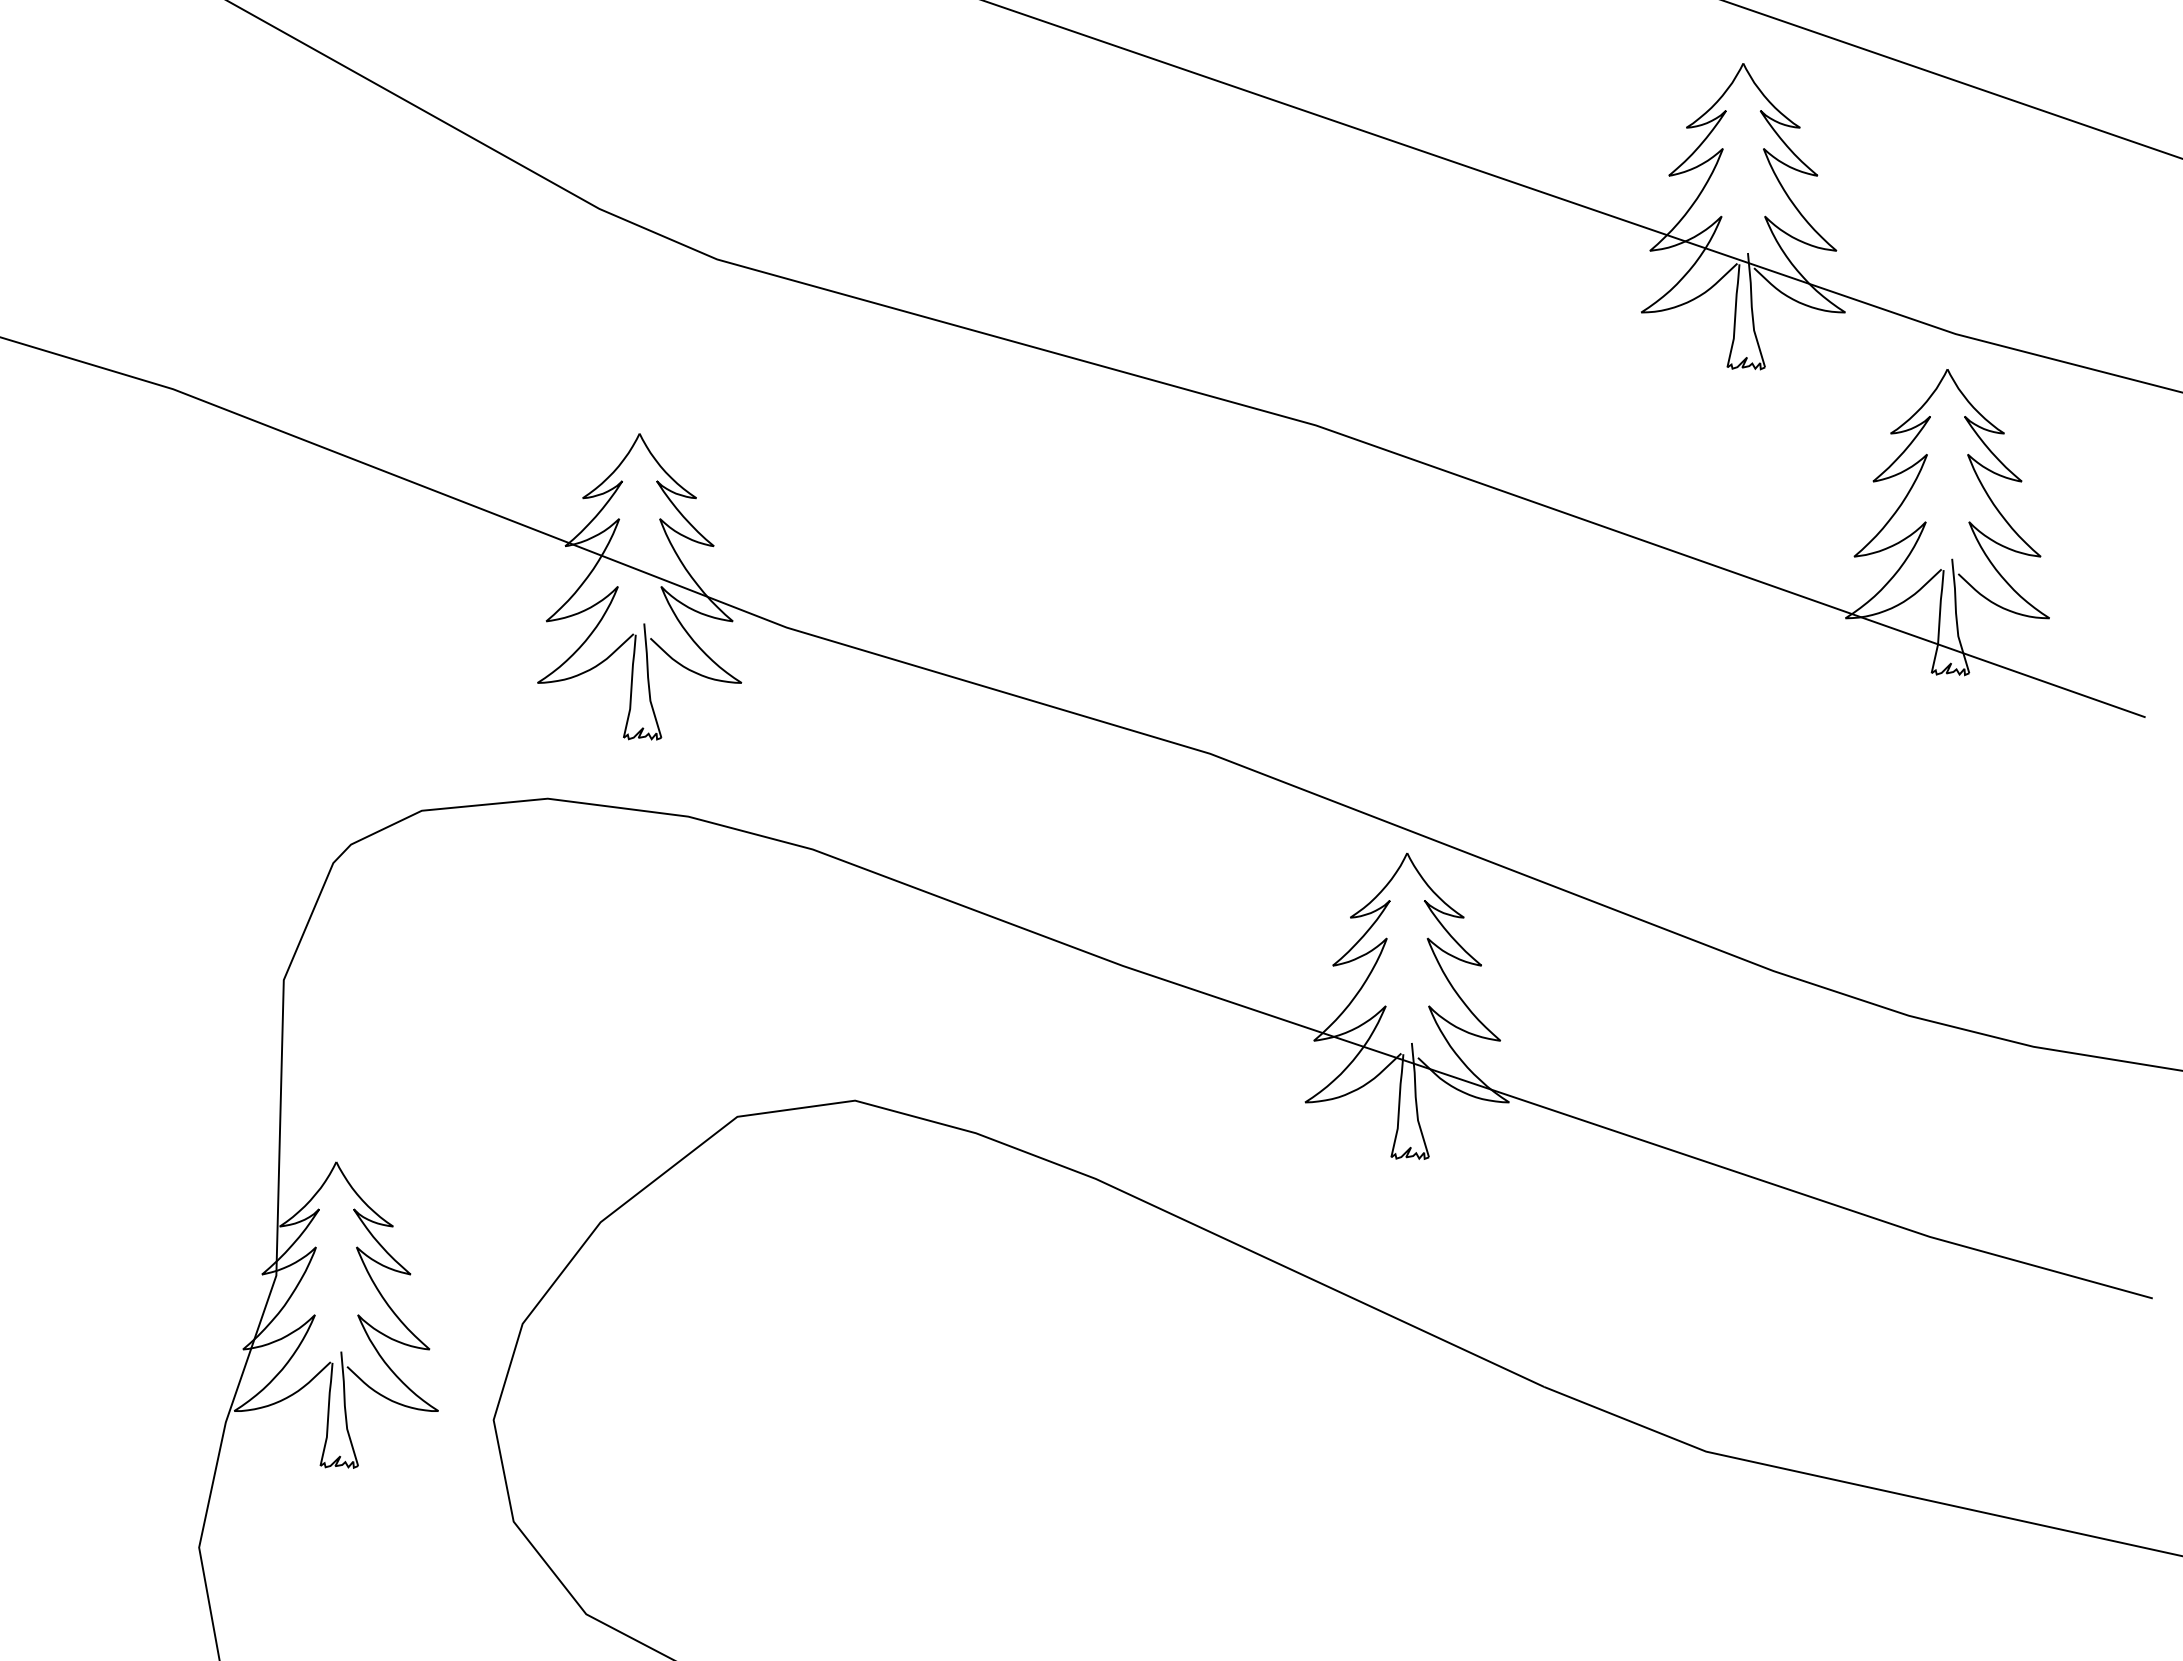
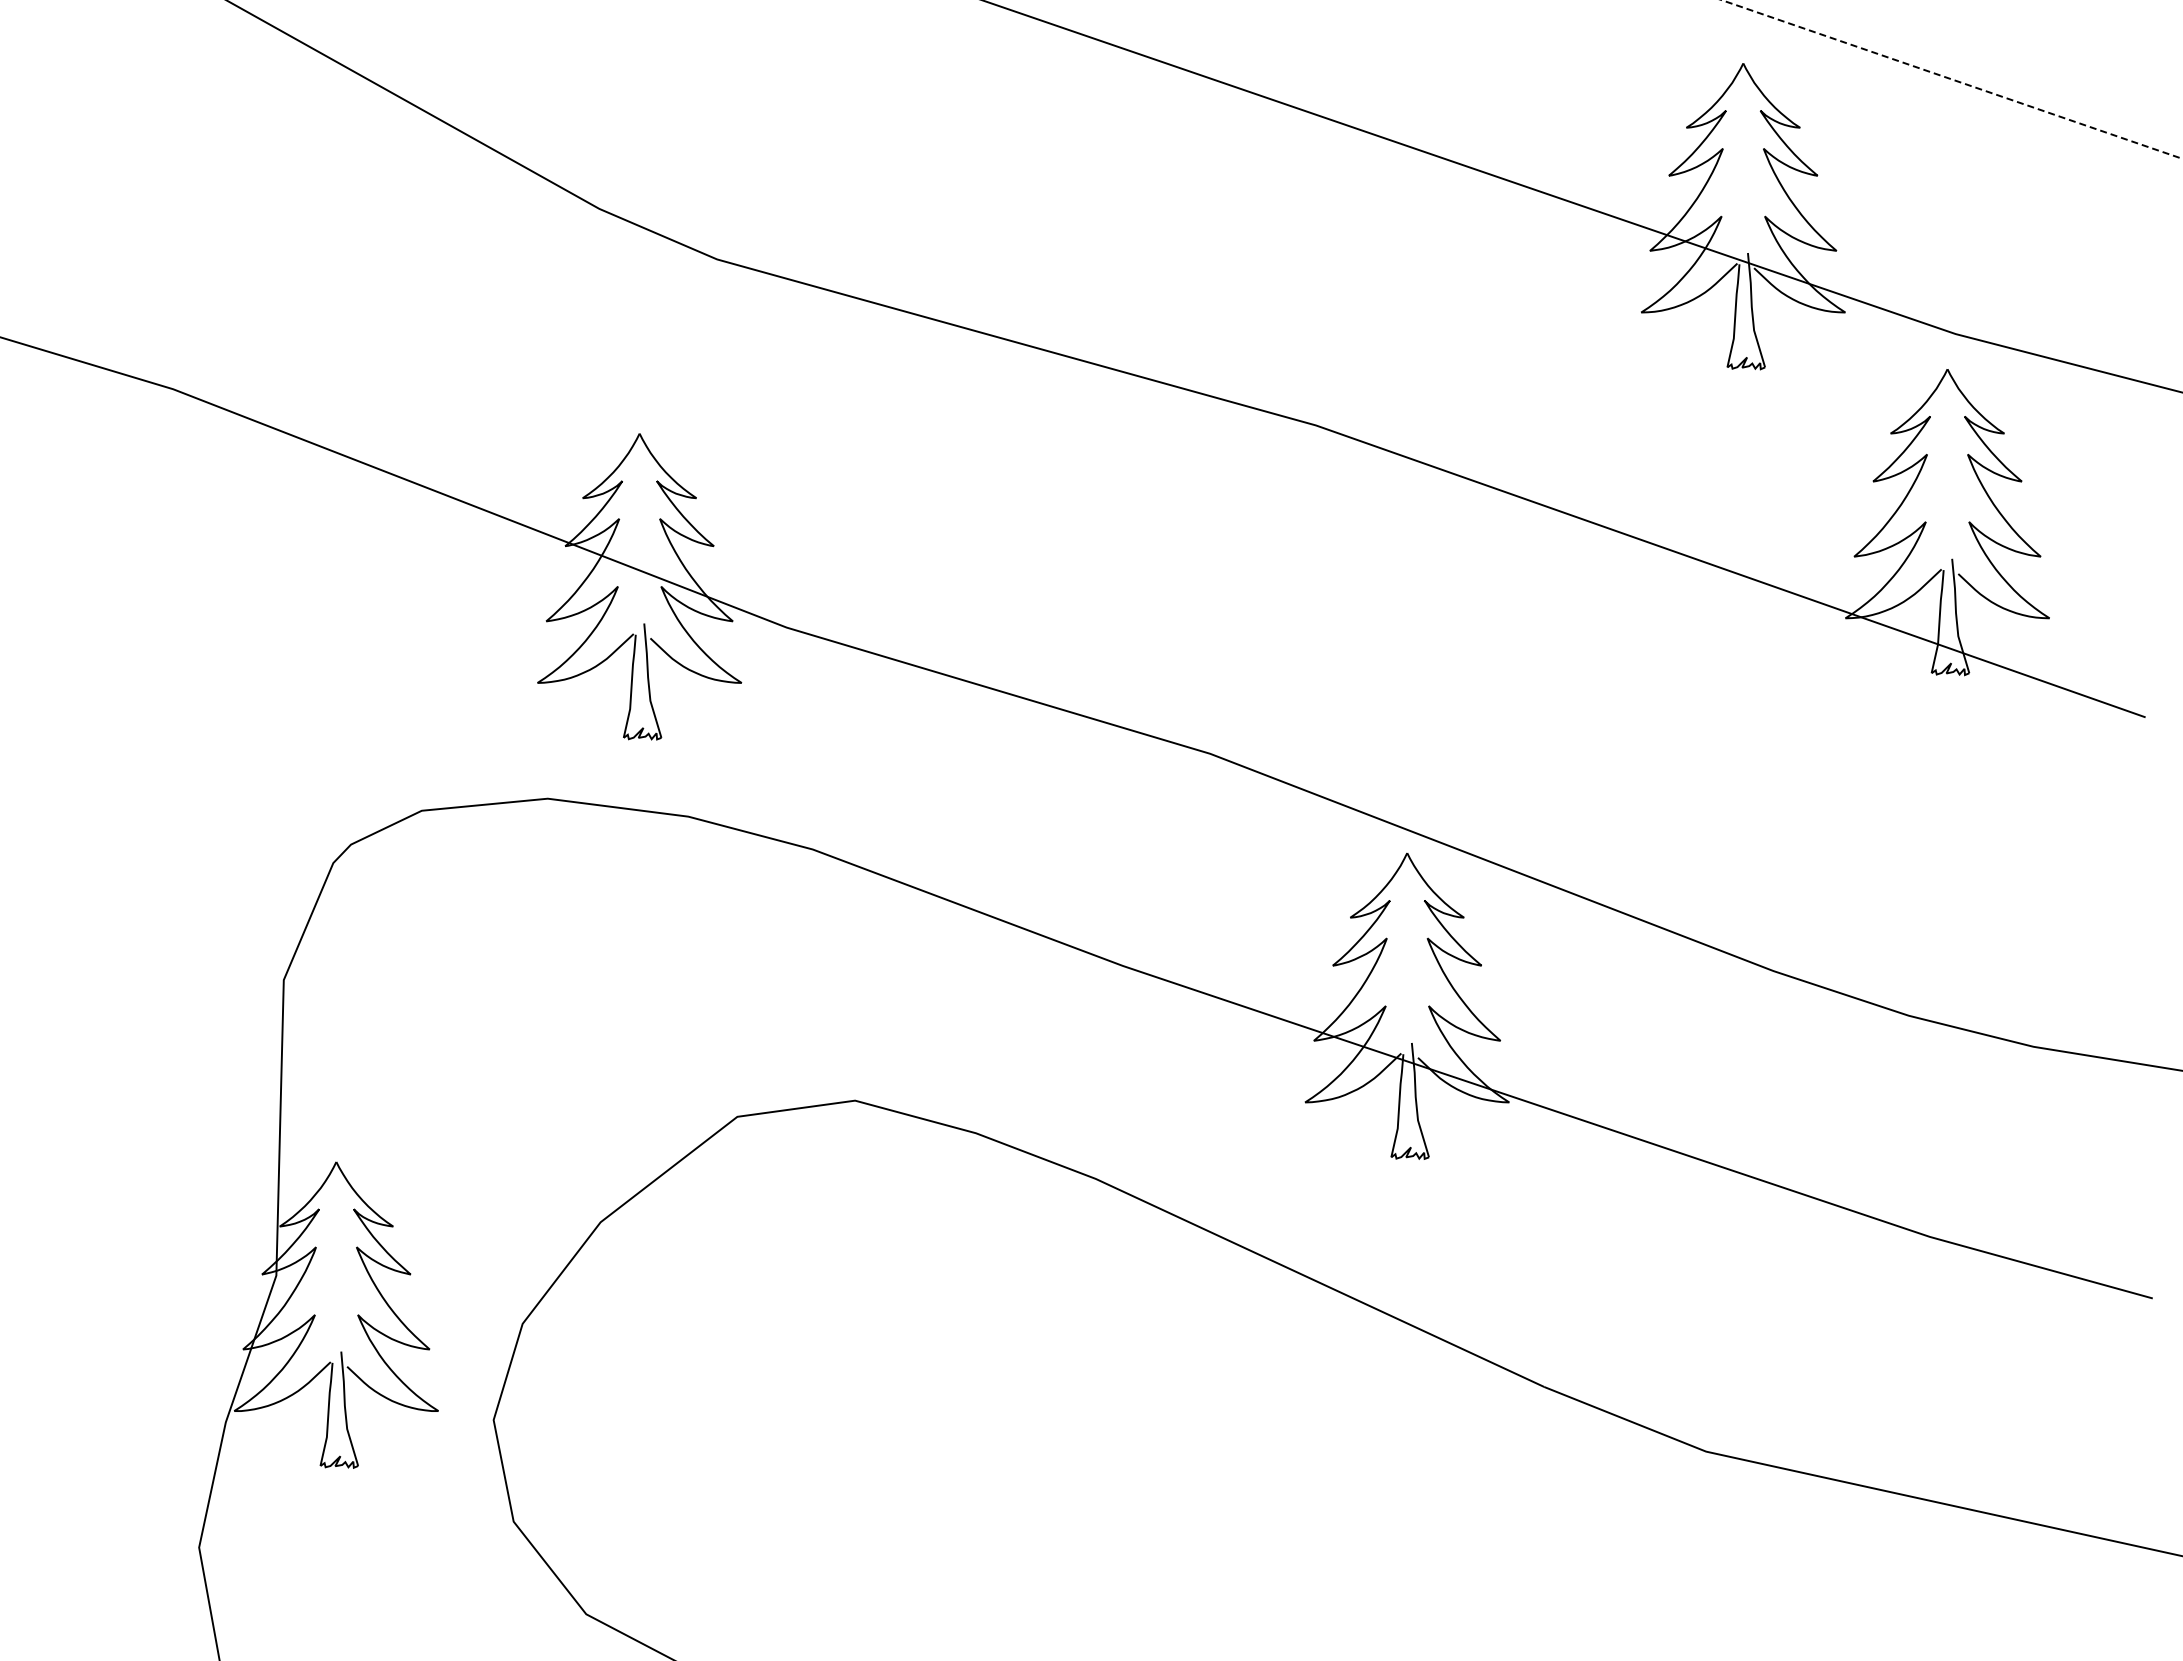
line: solid -> dashed (1952, 79)
